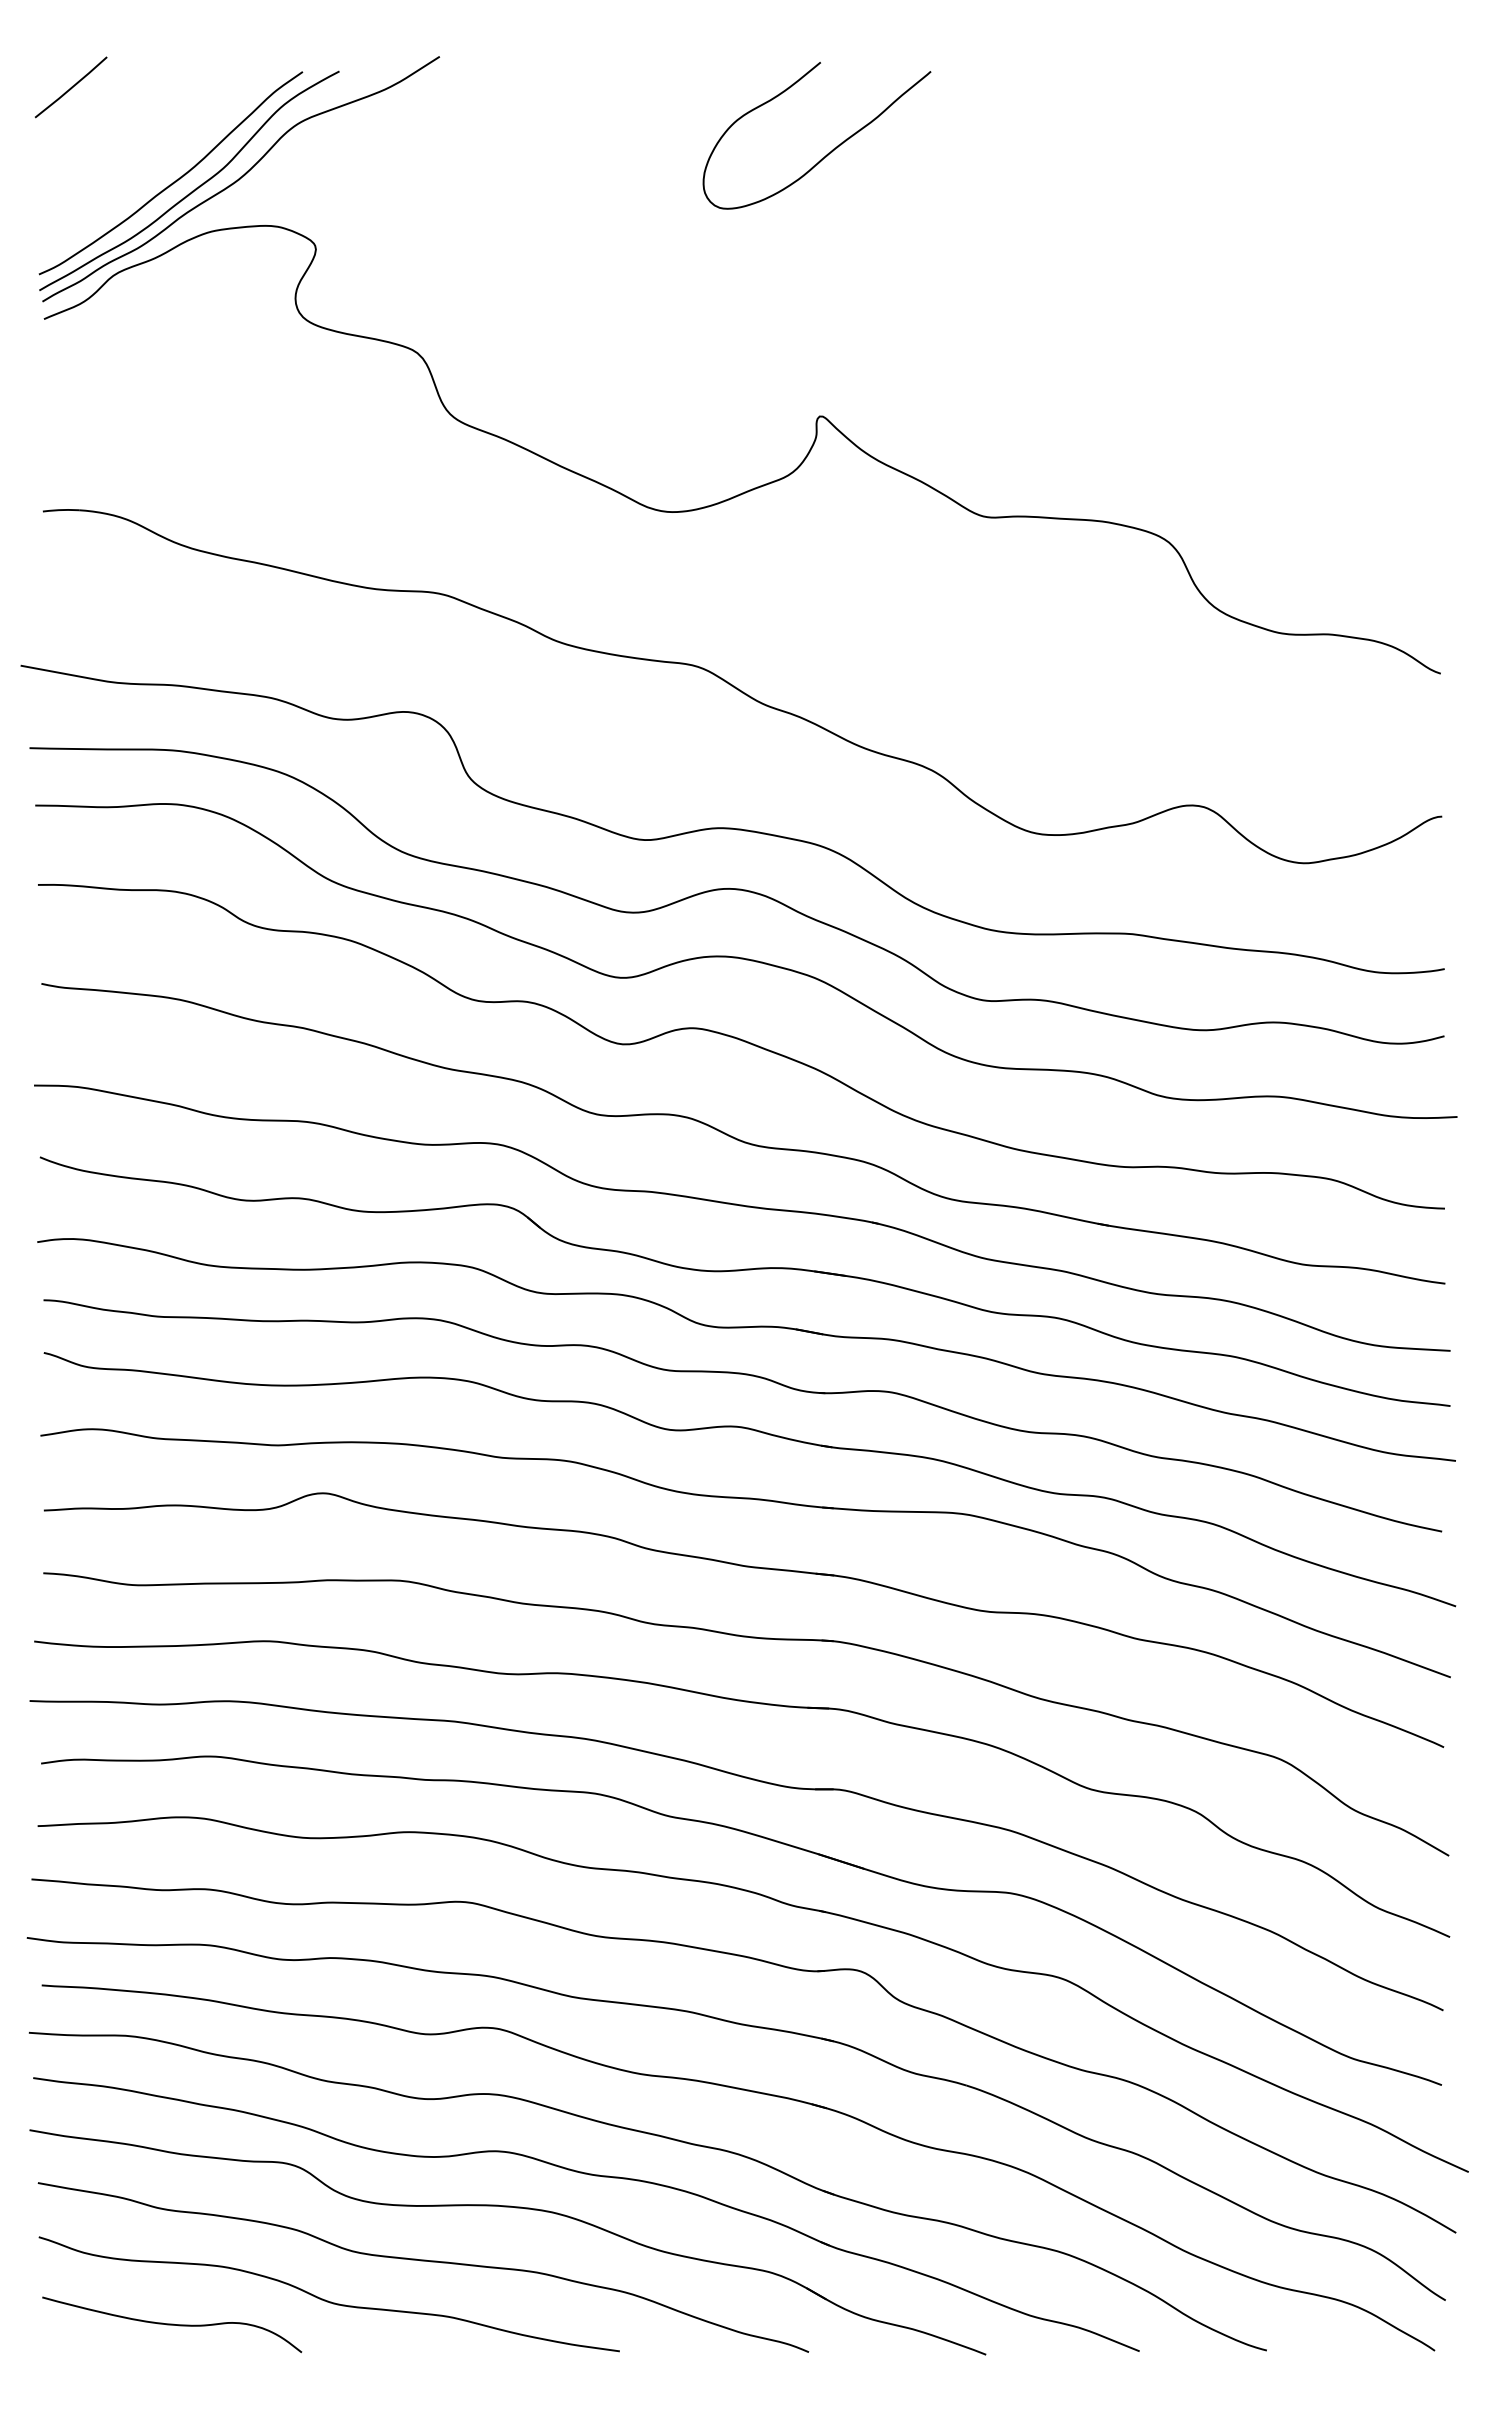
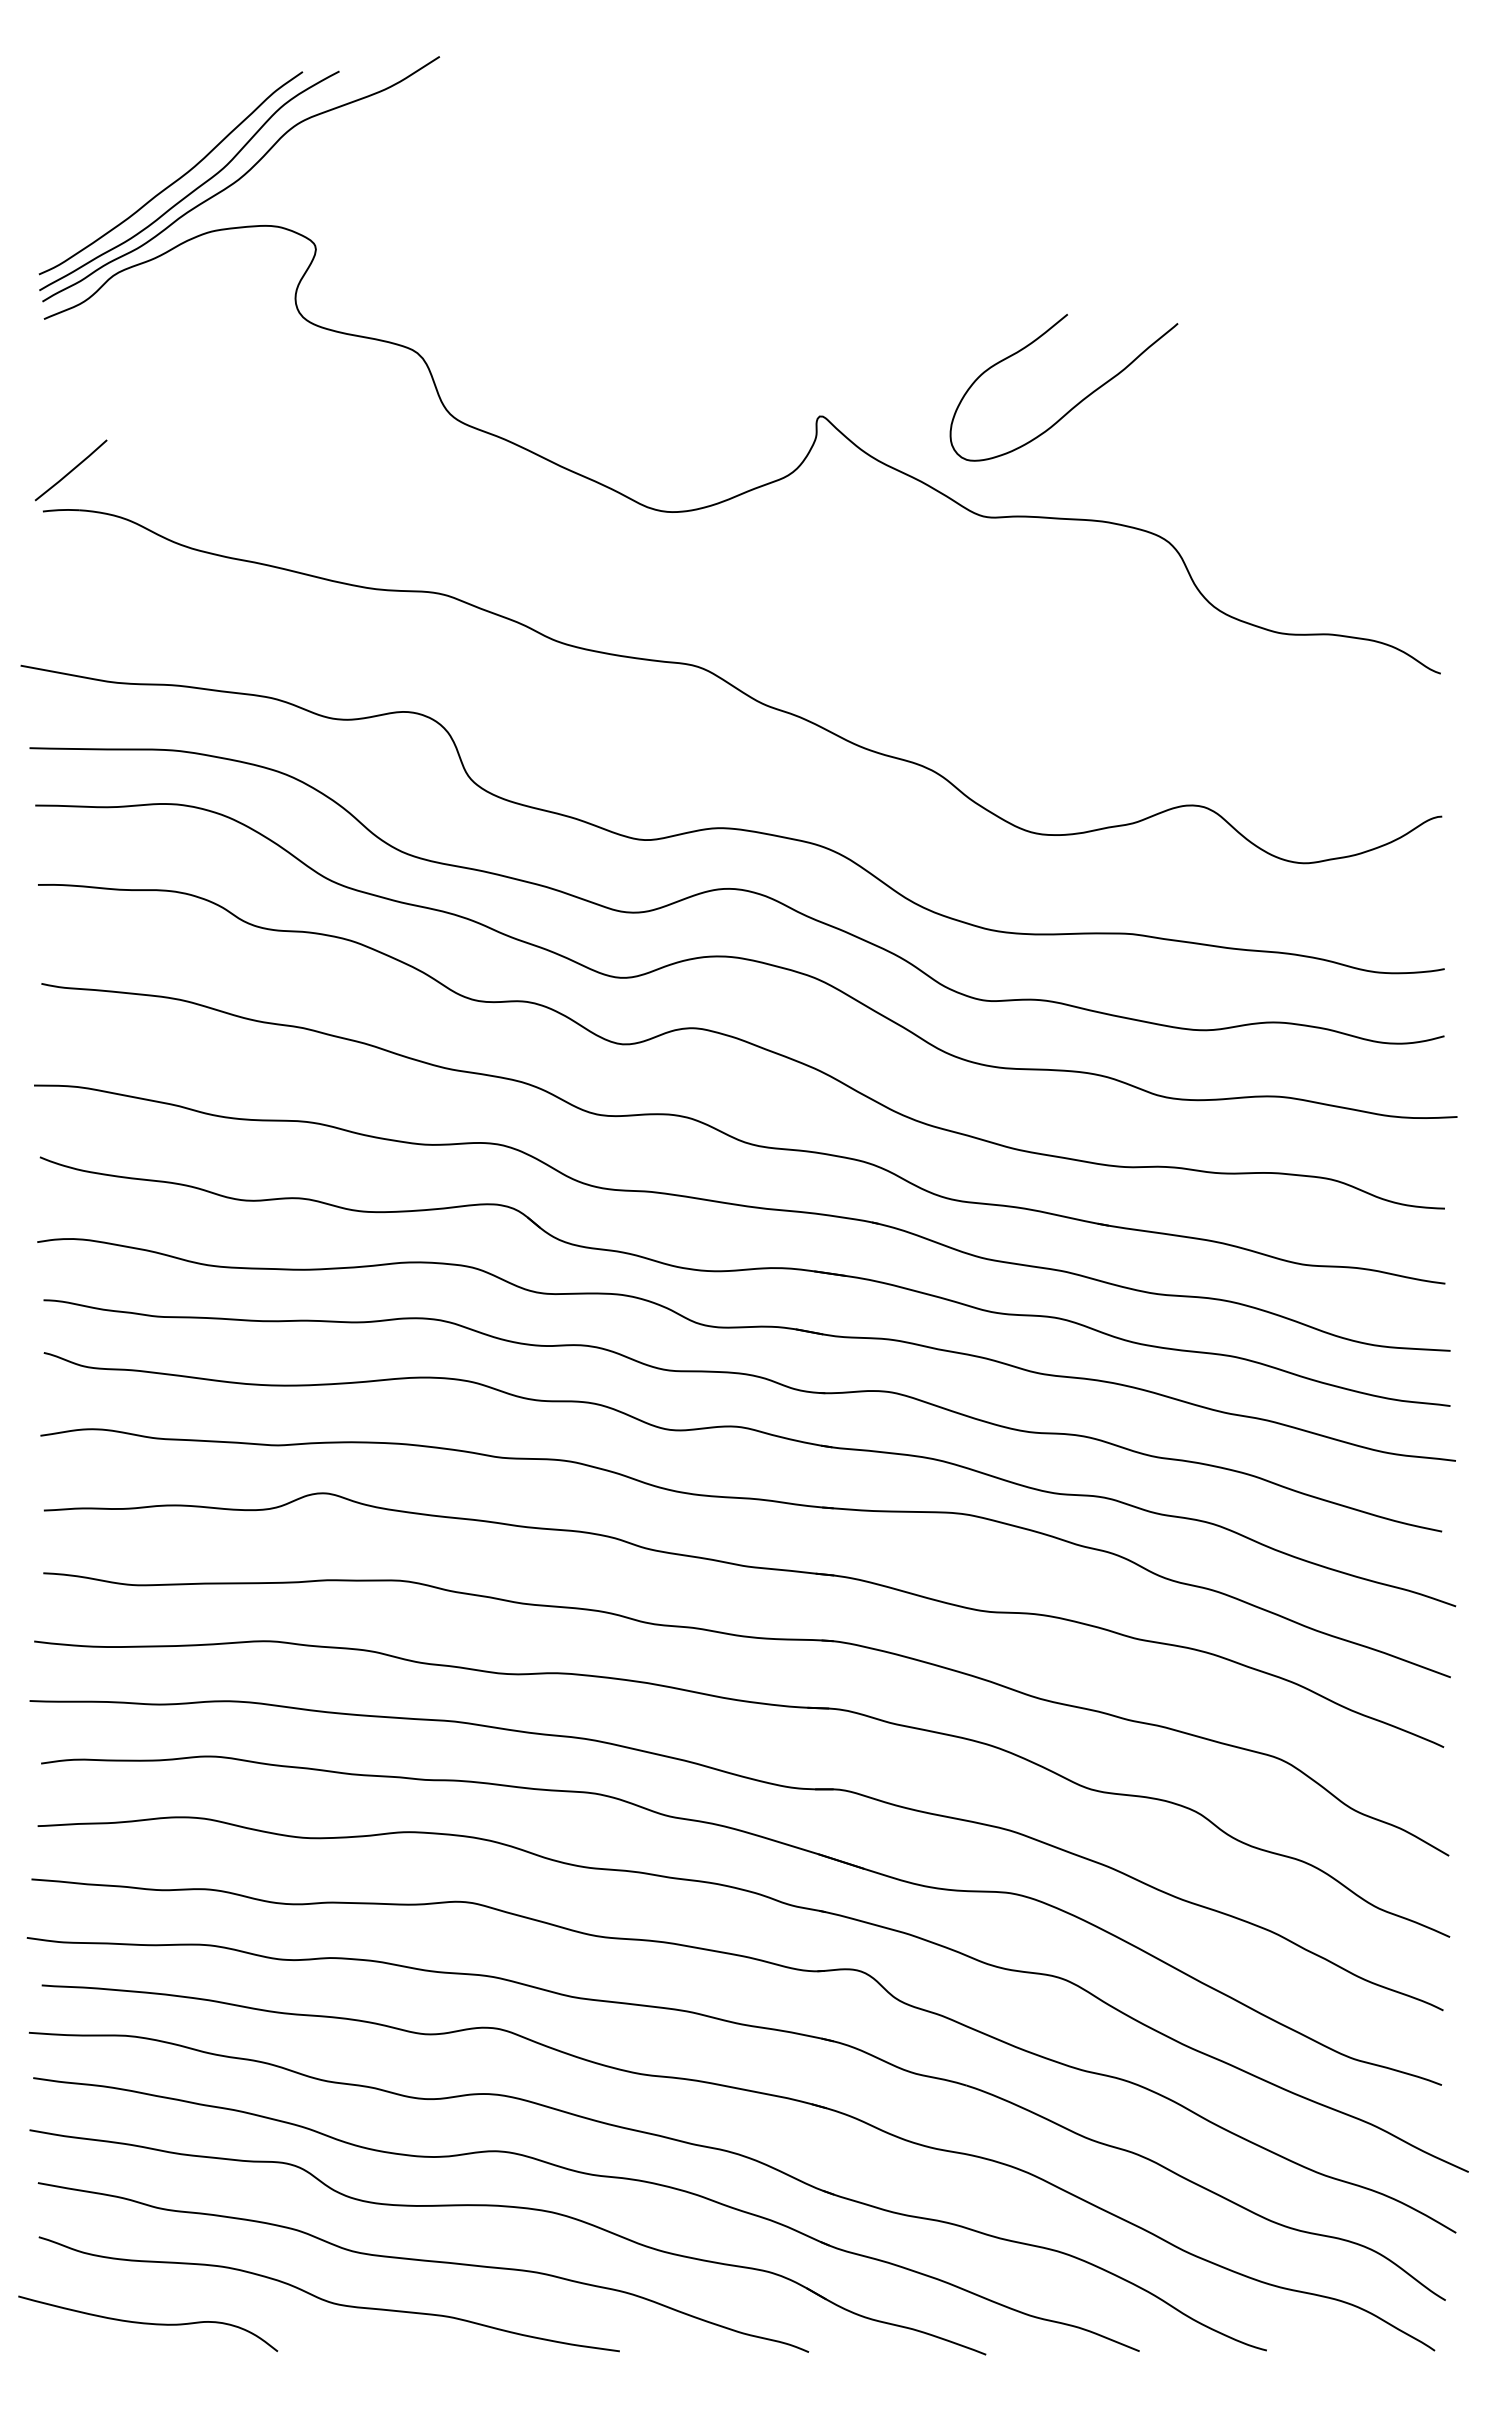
line position: (71, 87) -> (71, 470) (71, 470)
curve position: (827, 153) -> (1074, 405) (1074, 405)
curve position: (172, 2324) -> (148, 2323) (148, 2323)
